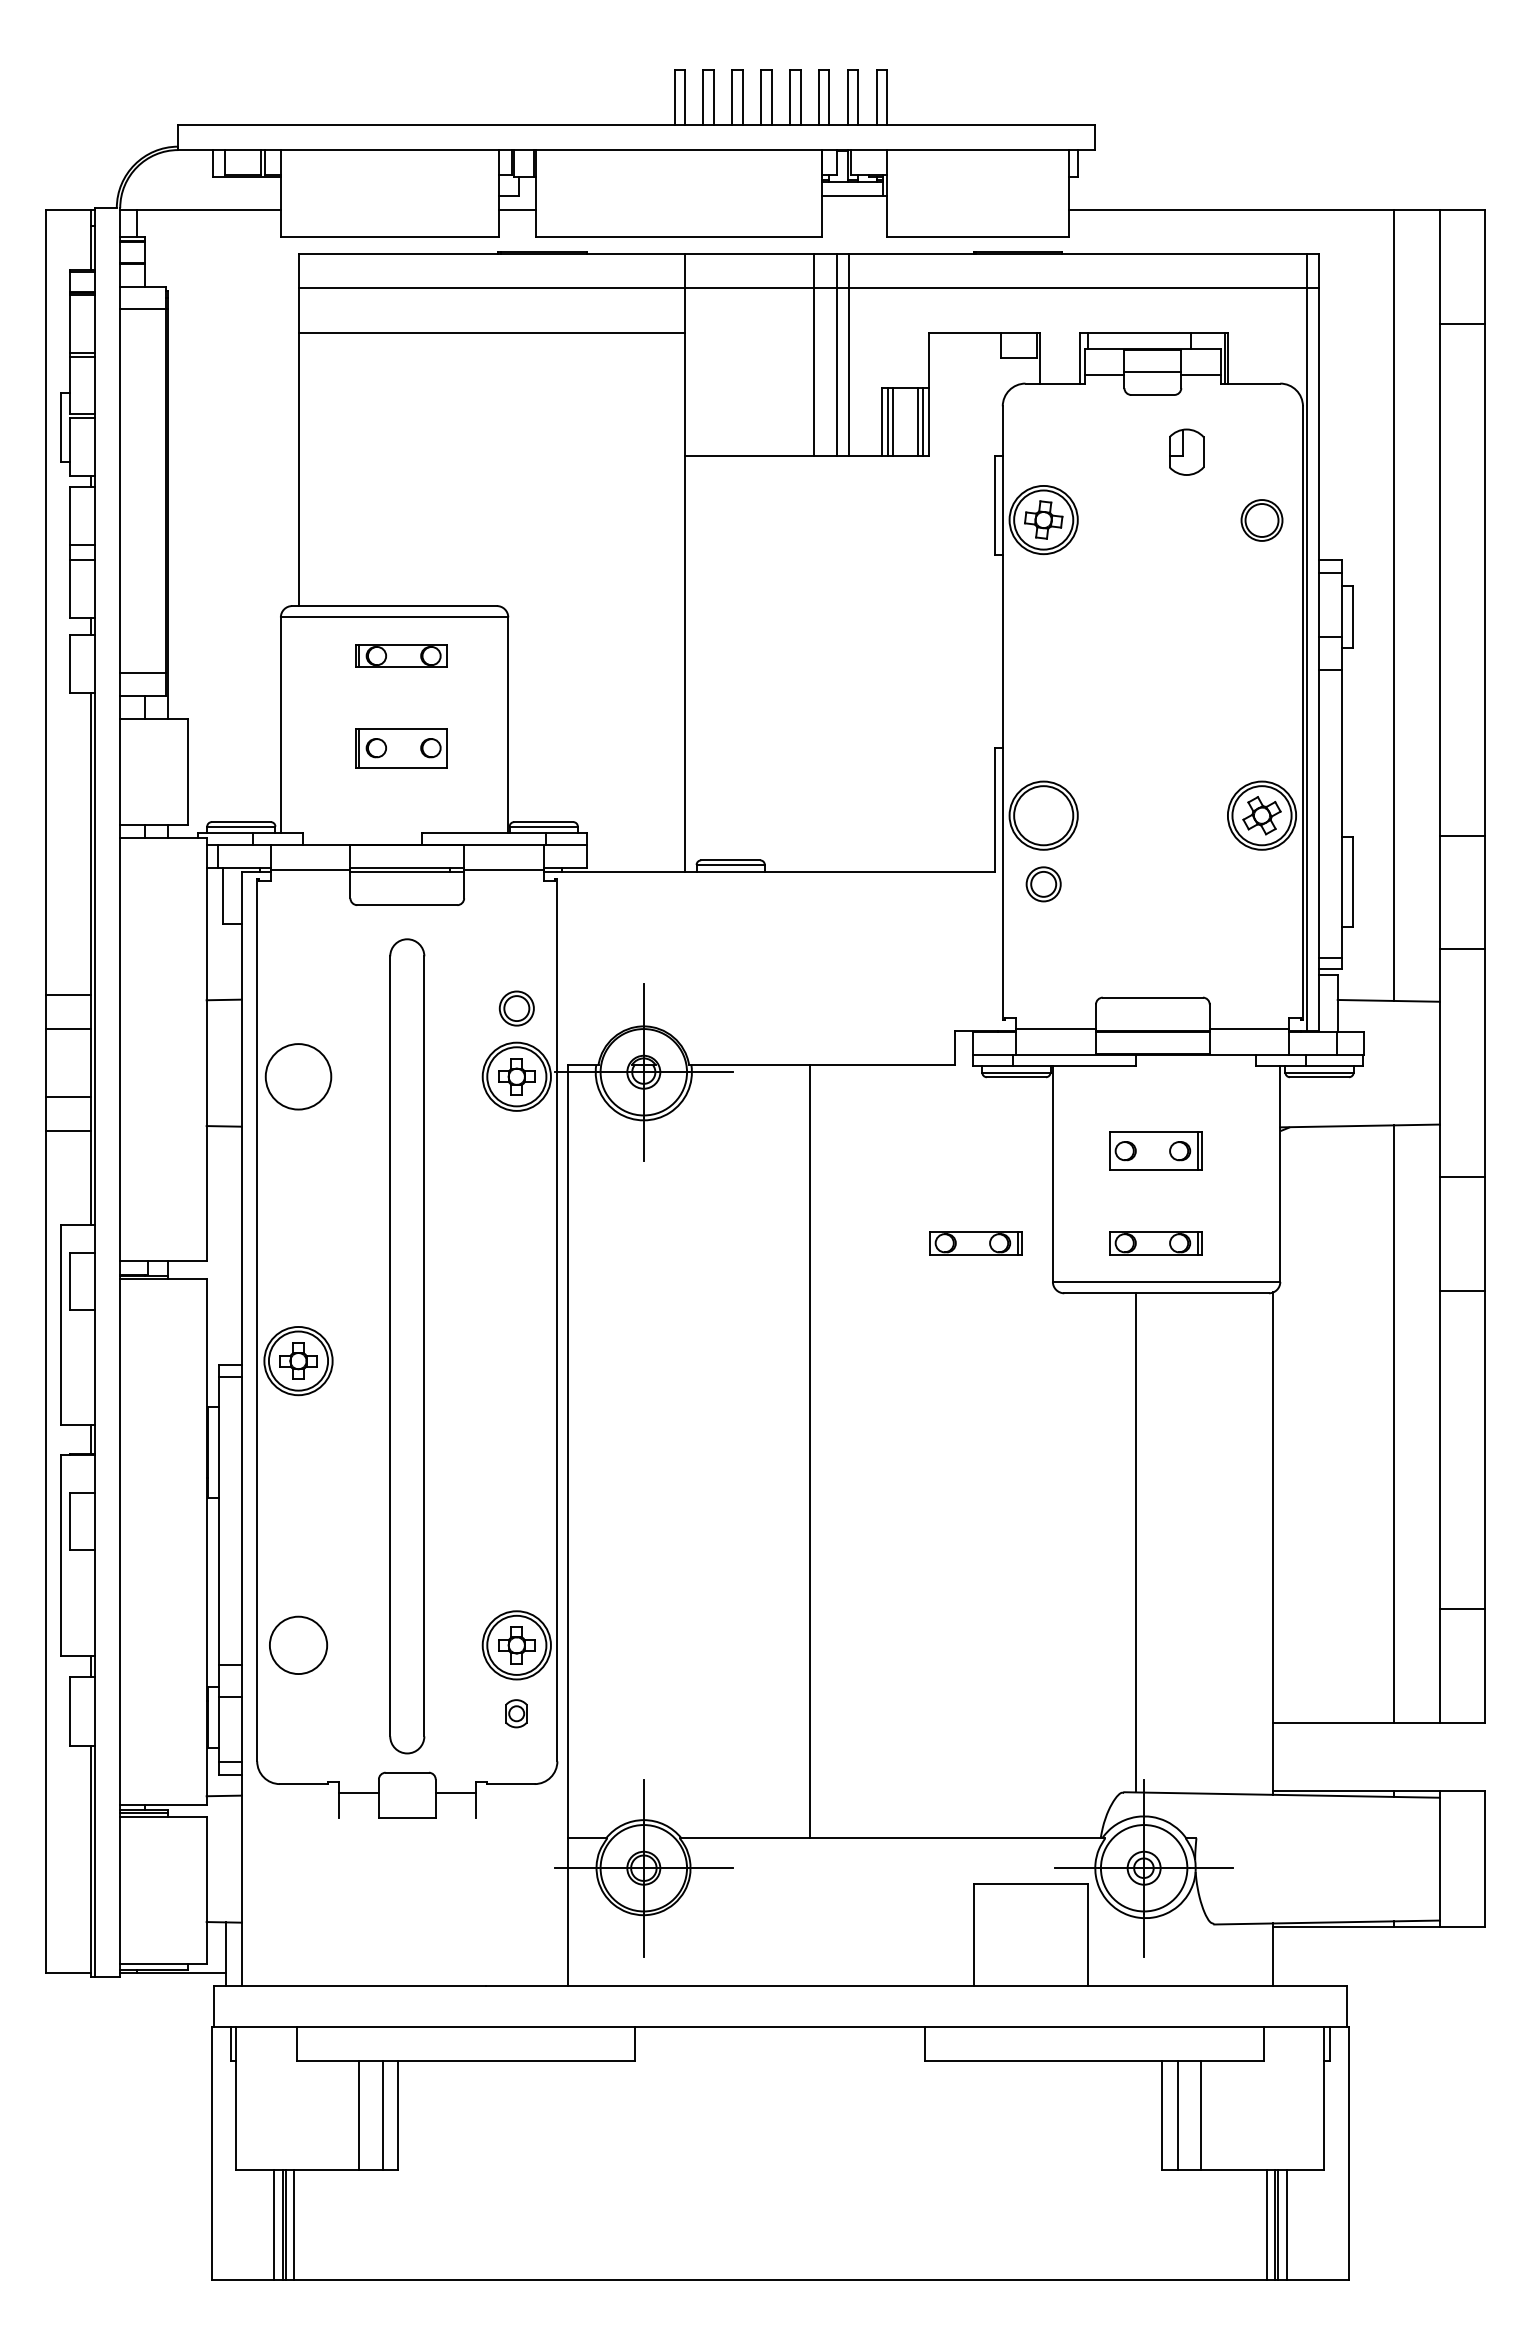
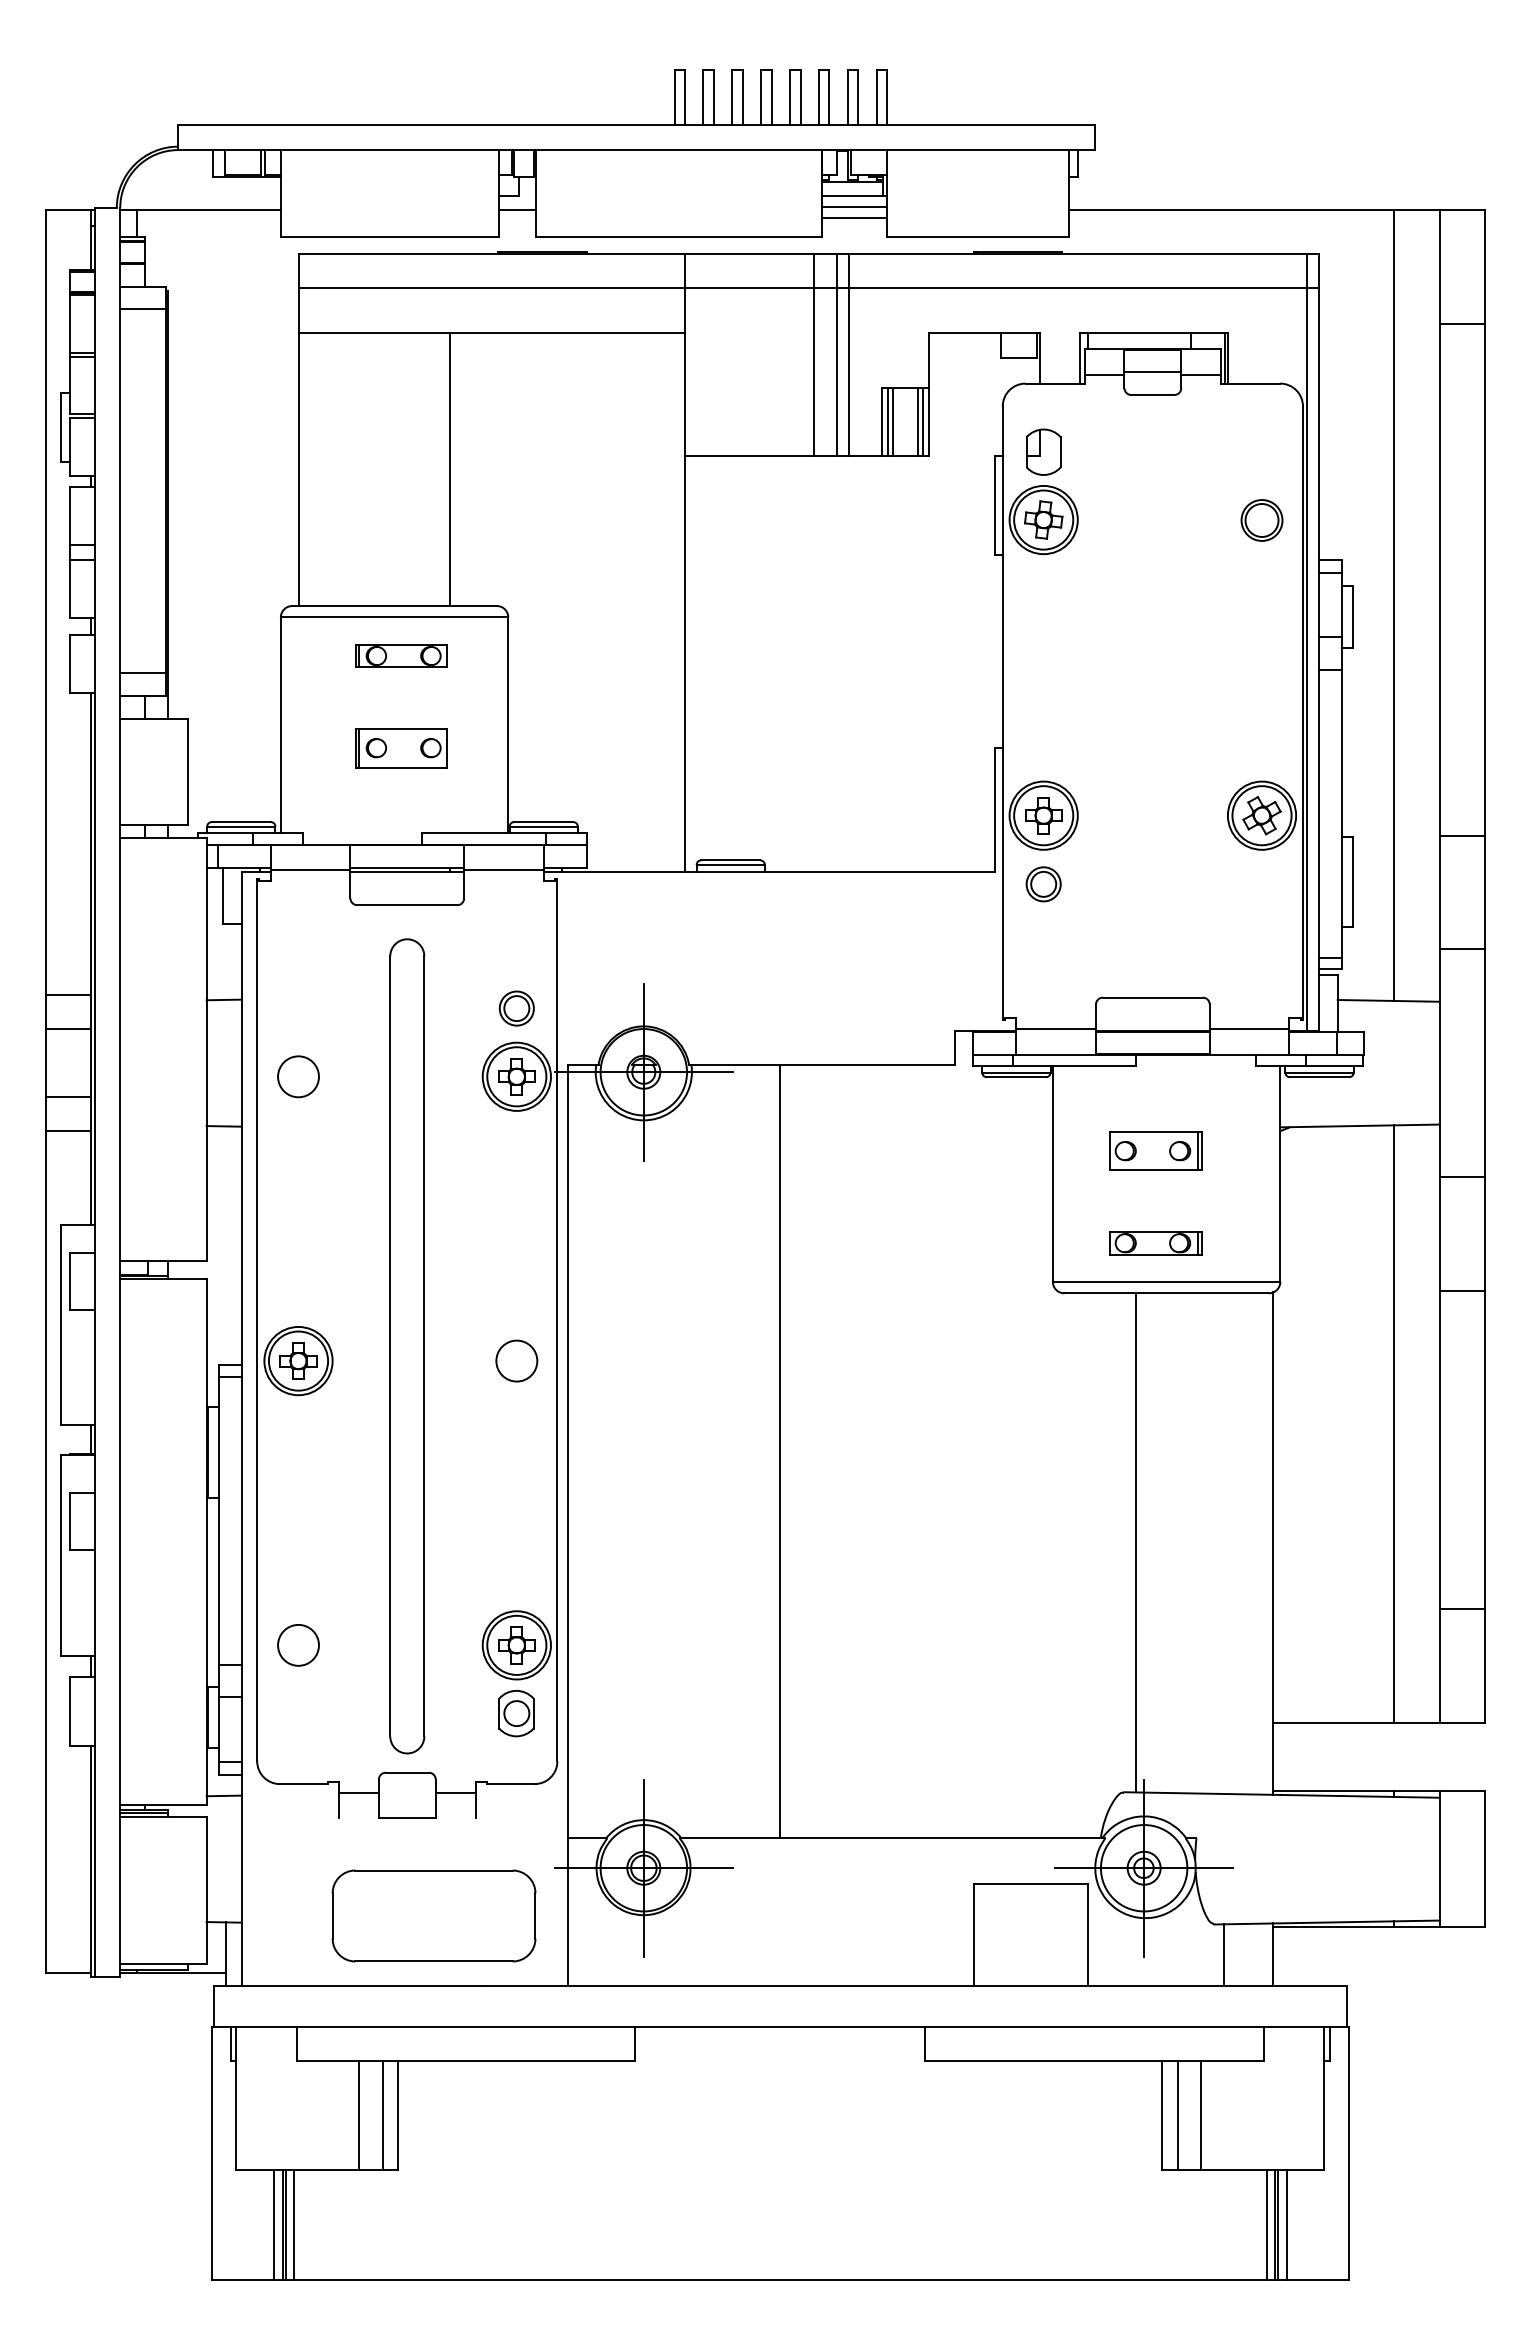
line: none -> present (854, 206)
line: none -> present (854, 218)
part position: (1186, 451) -> (1043, 451) (1043, 451)
line: none -> present (449, 469)
part: none -> present (1043, 815)
circle diameter: 65 px -> 41 px (298, 1076)
part: present -> none (975, 1243)
circle: none -> present (516, 1360)
line position: (810, 1451) -> (780, 1451) (780, 1451)
circle diameter: 57 px -> 41 px (298, 1644)
part size: 23x30 px -> 37x48 px (516, 1713)
part: none -> present (433, 1915)
line: none -> present (1223, 1955)
